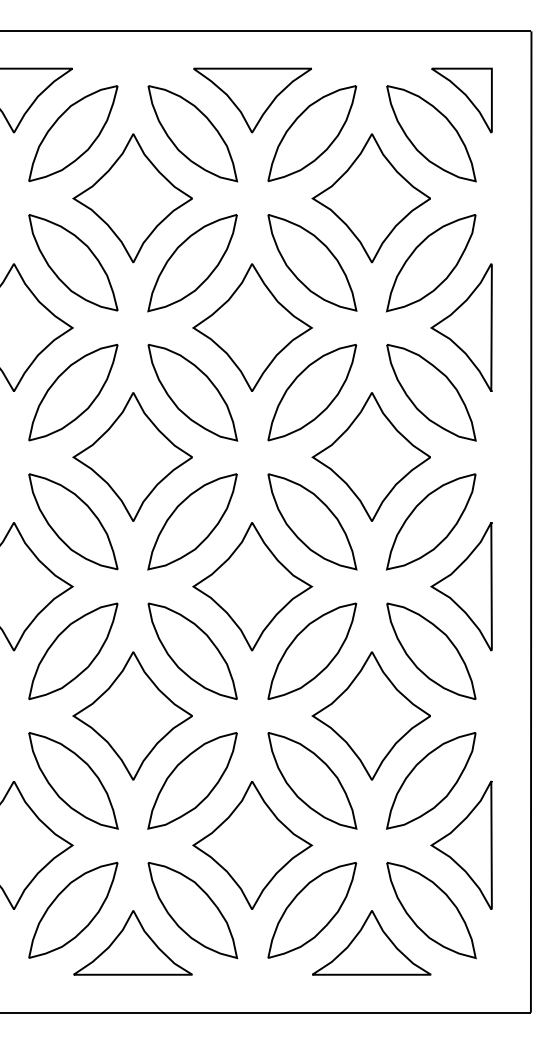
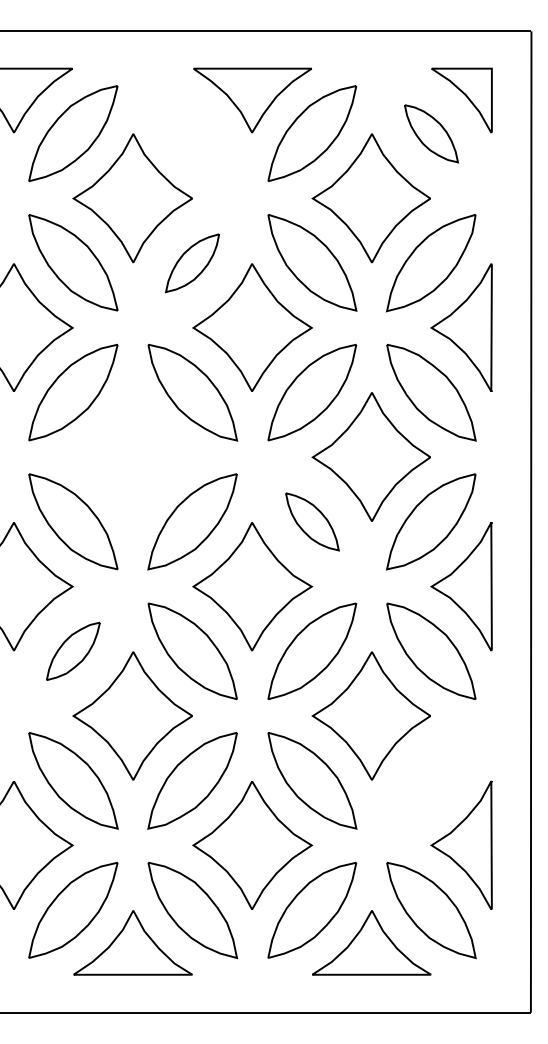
part: present -> none (192, 133)
part size: 91x98 px -> 56x60 px (431, 133)
part size: 91x99 px -> 55x61 px (192, 263)
part: present -> none (132, 456)
part size: 91x98 px -> 55x60 px (312, 521)
part size: 91x99 px -> 55x60 px (73, 650)
part: present -> none (431, 780)
